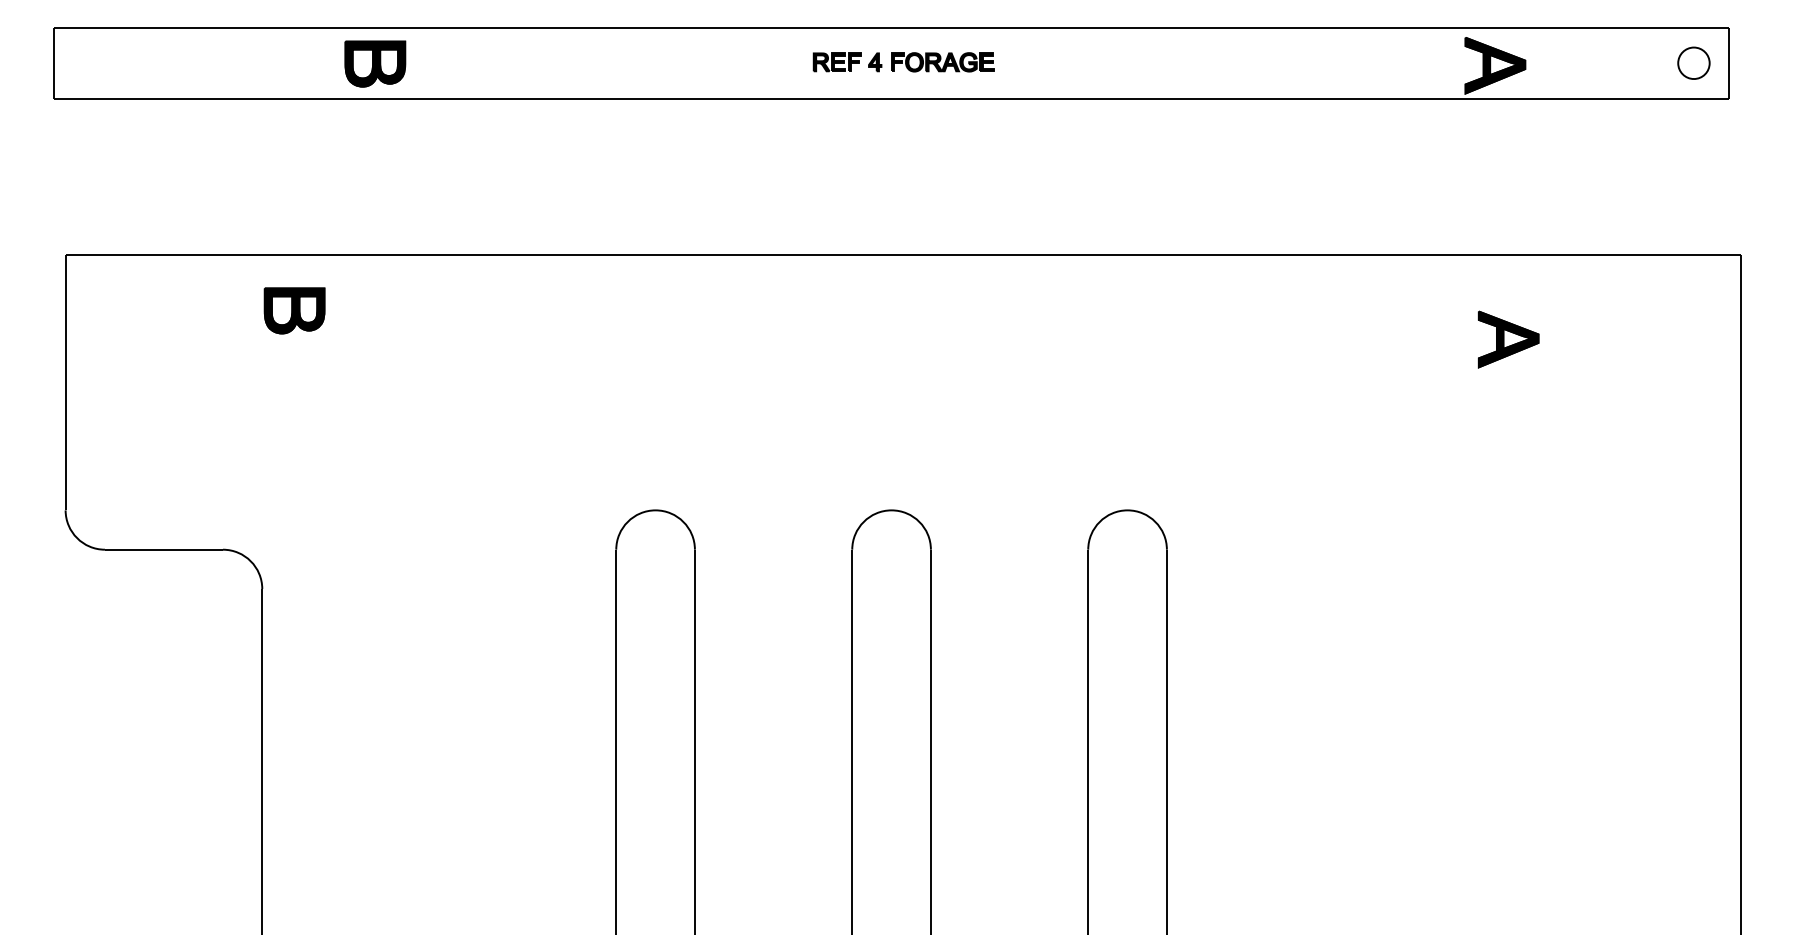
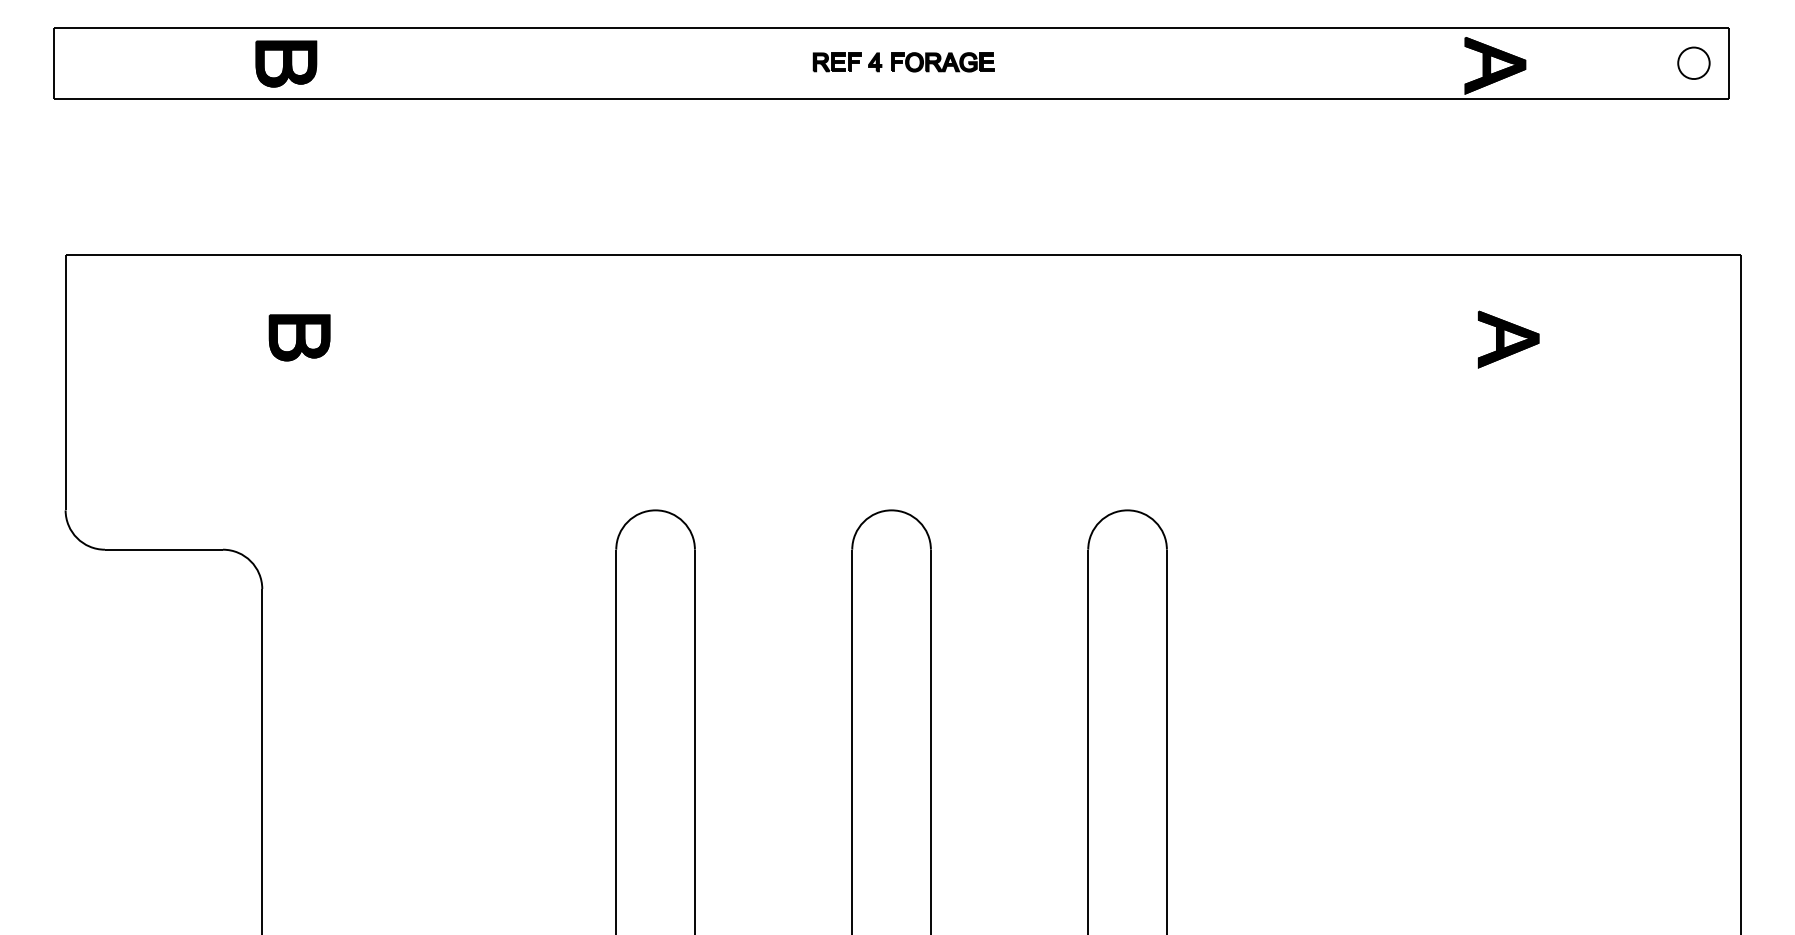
part position: (375, 63) -> (286, 63) (286, 63)
part position: (294, 310) -> (299, 337) (299, 337)
